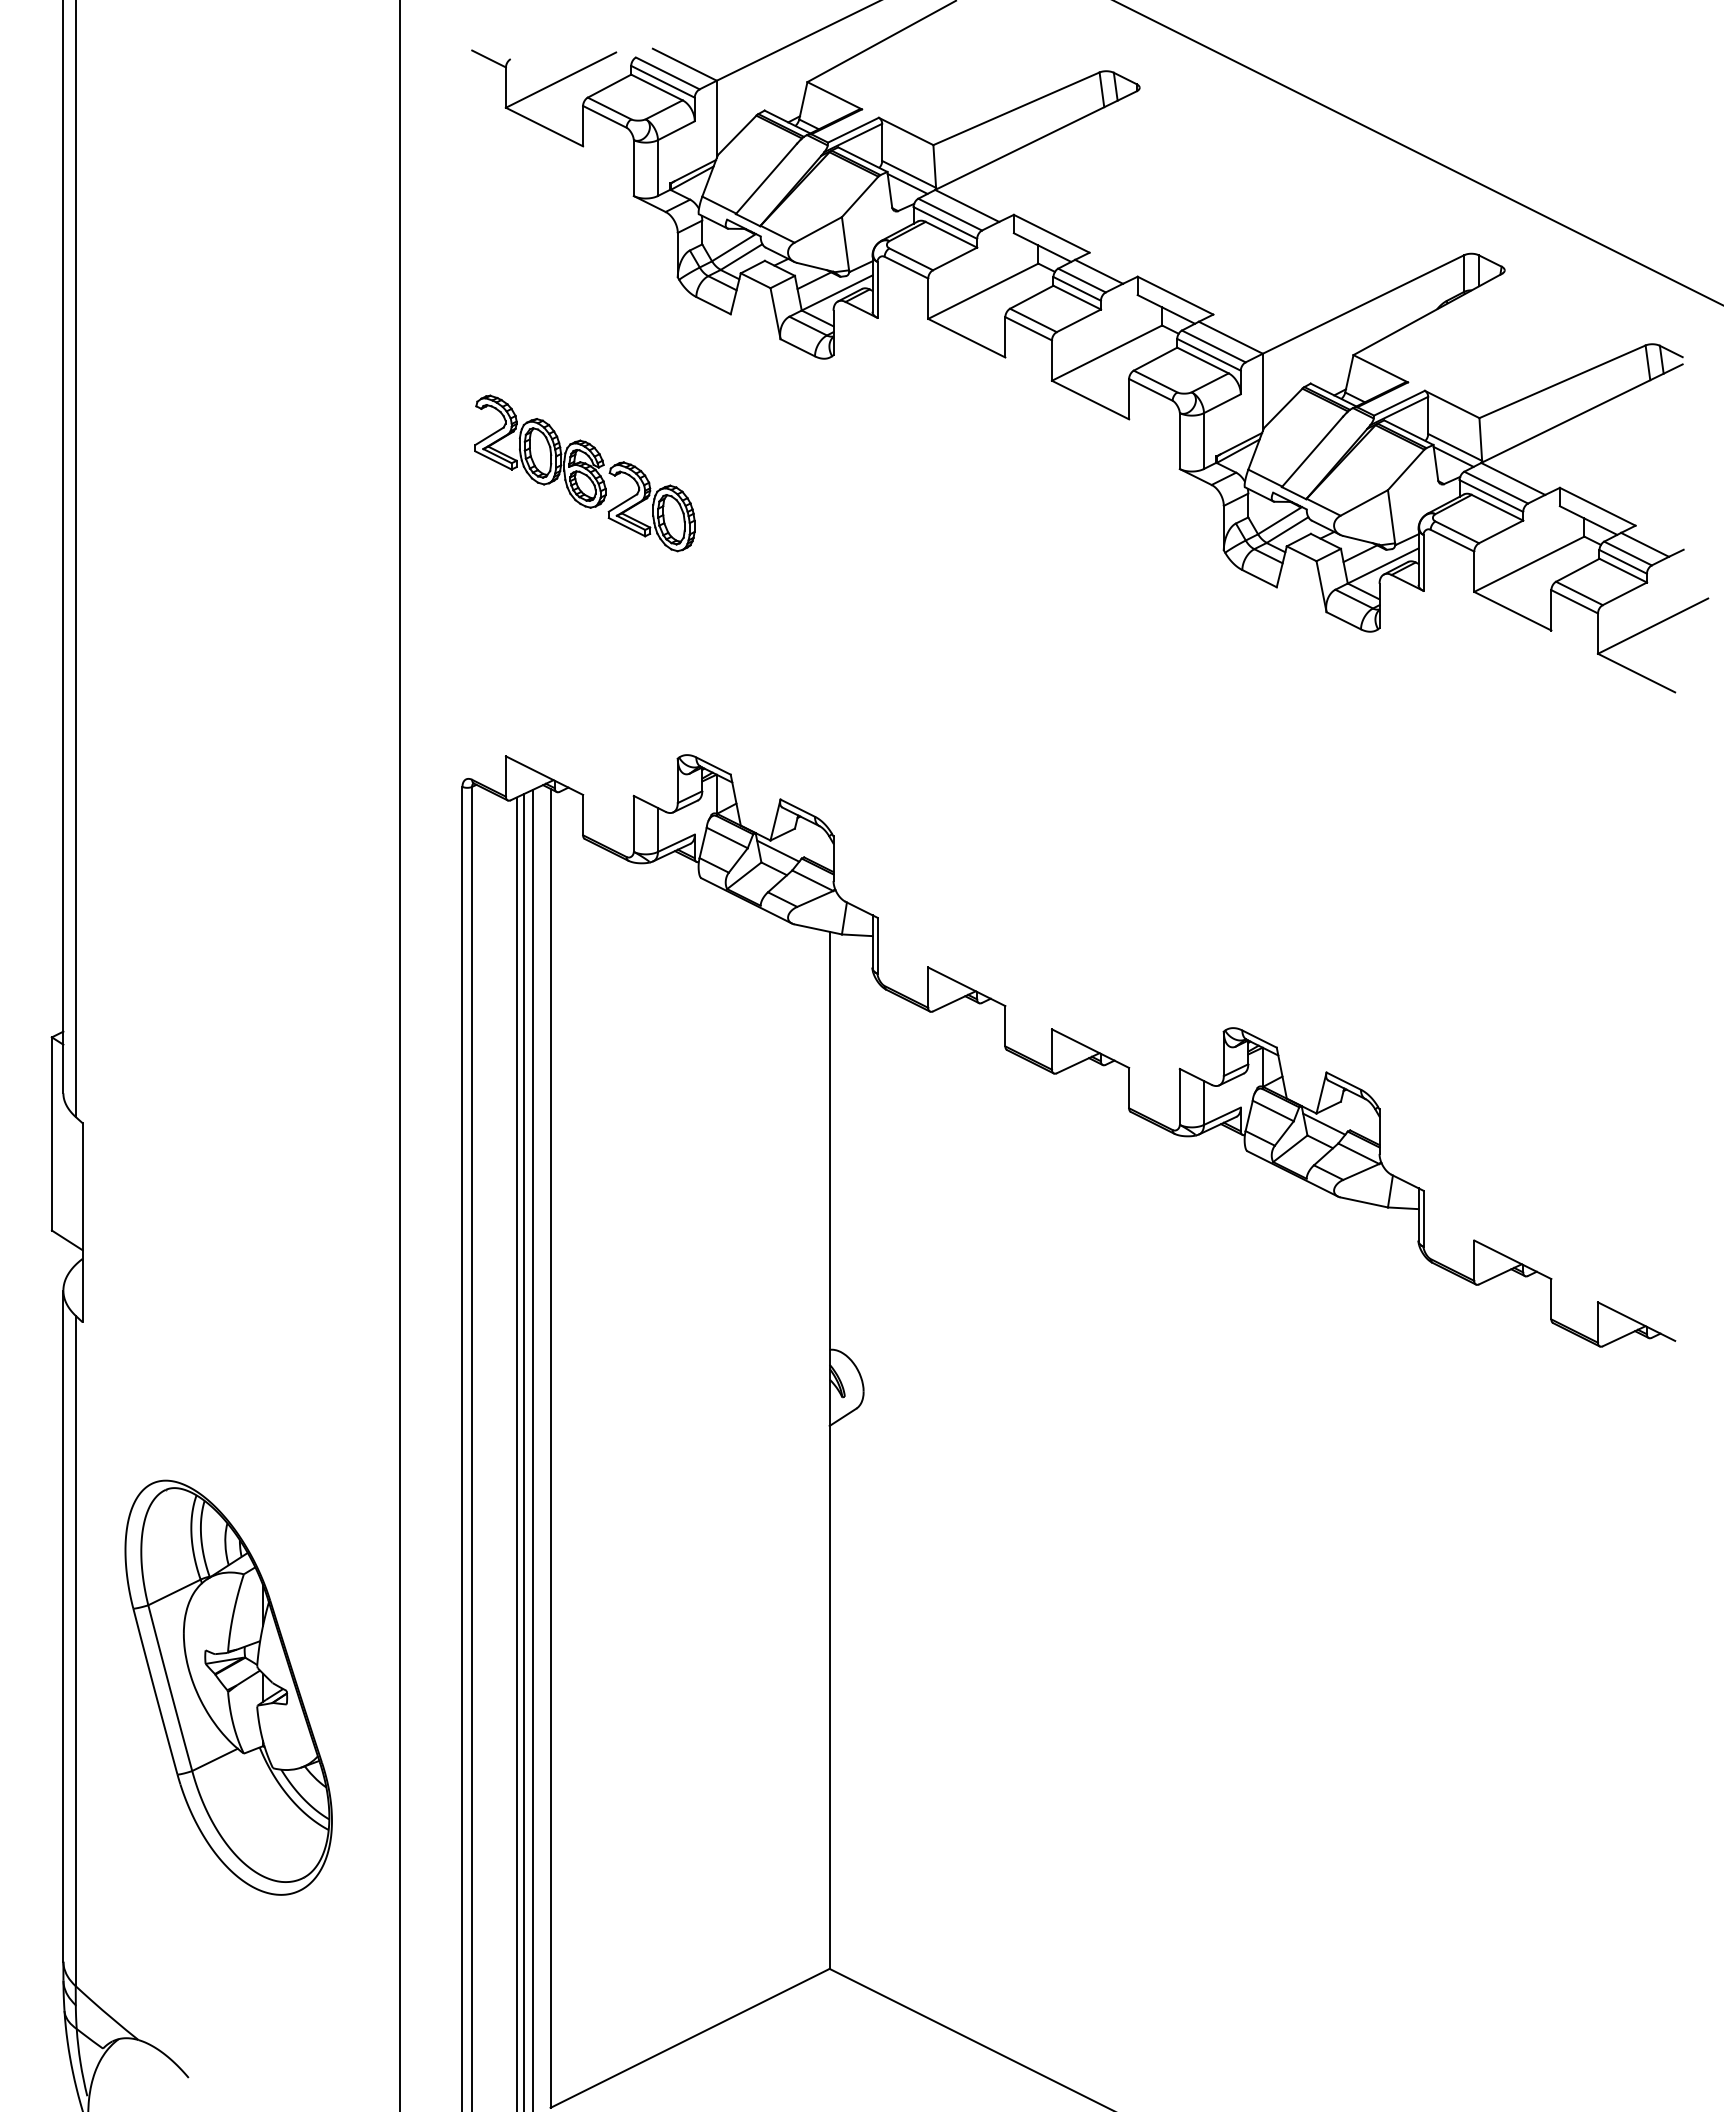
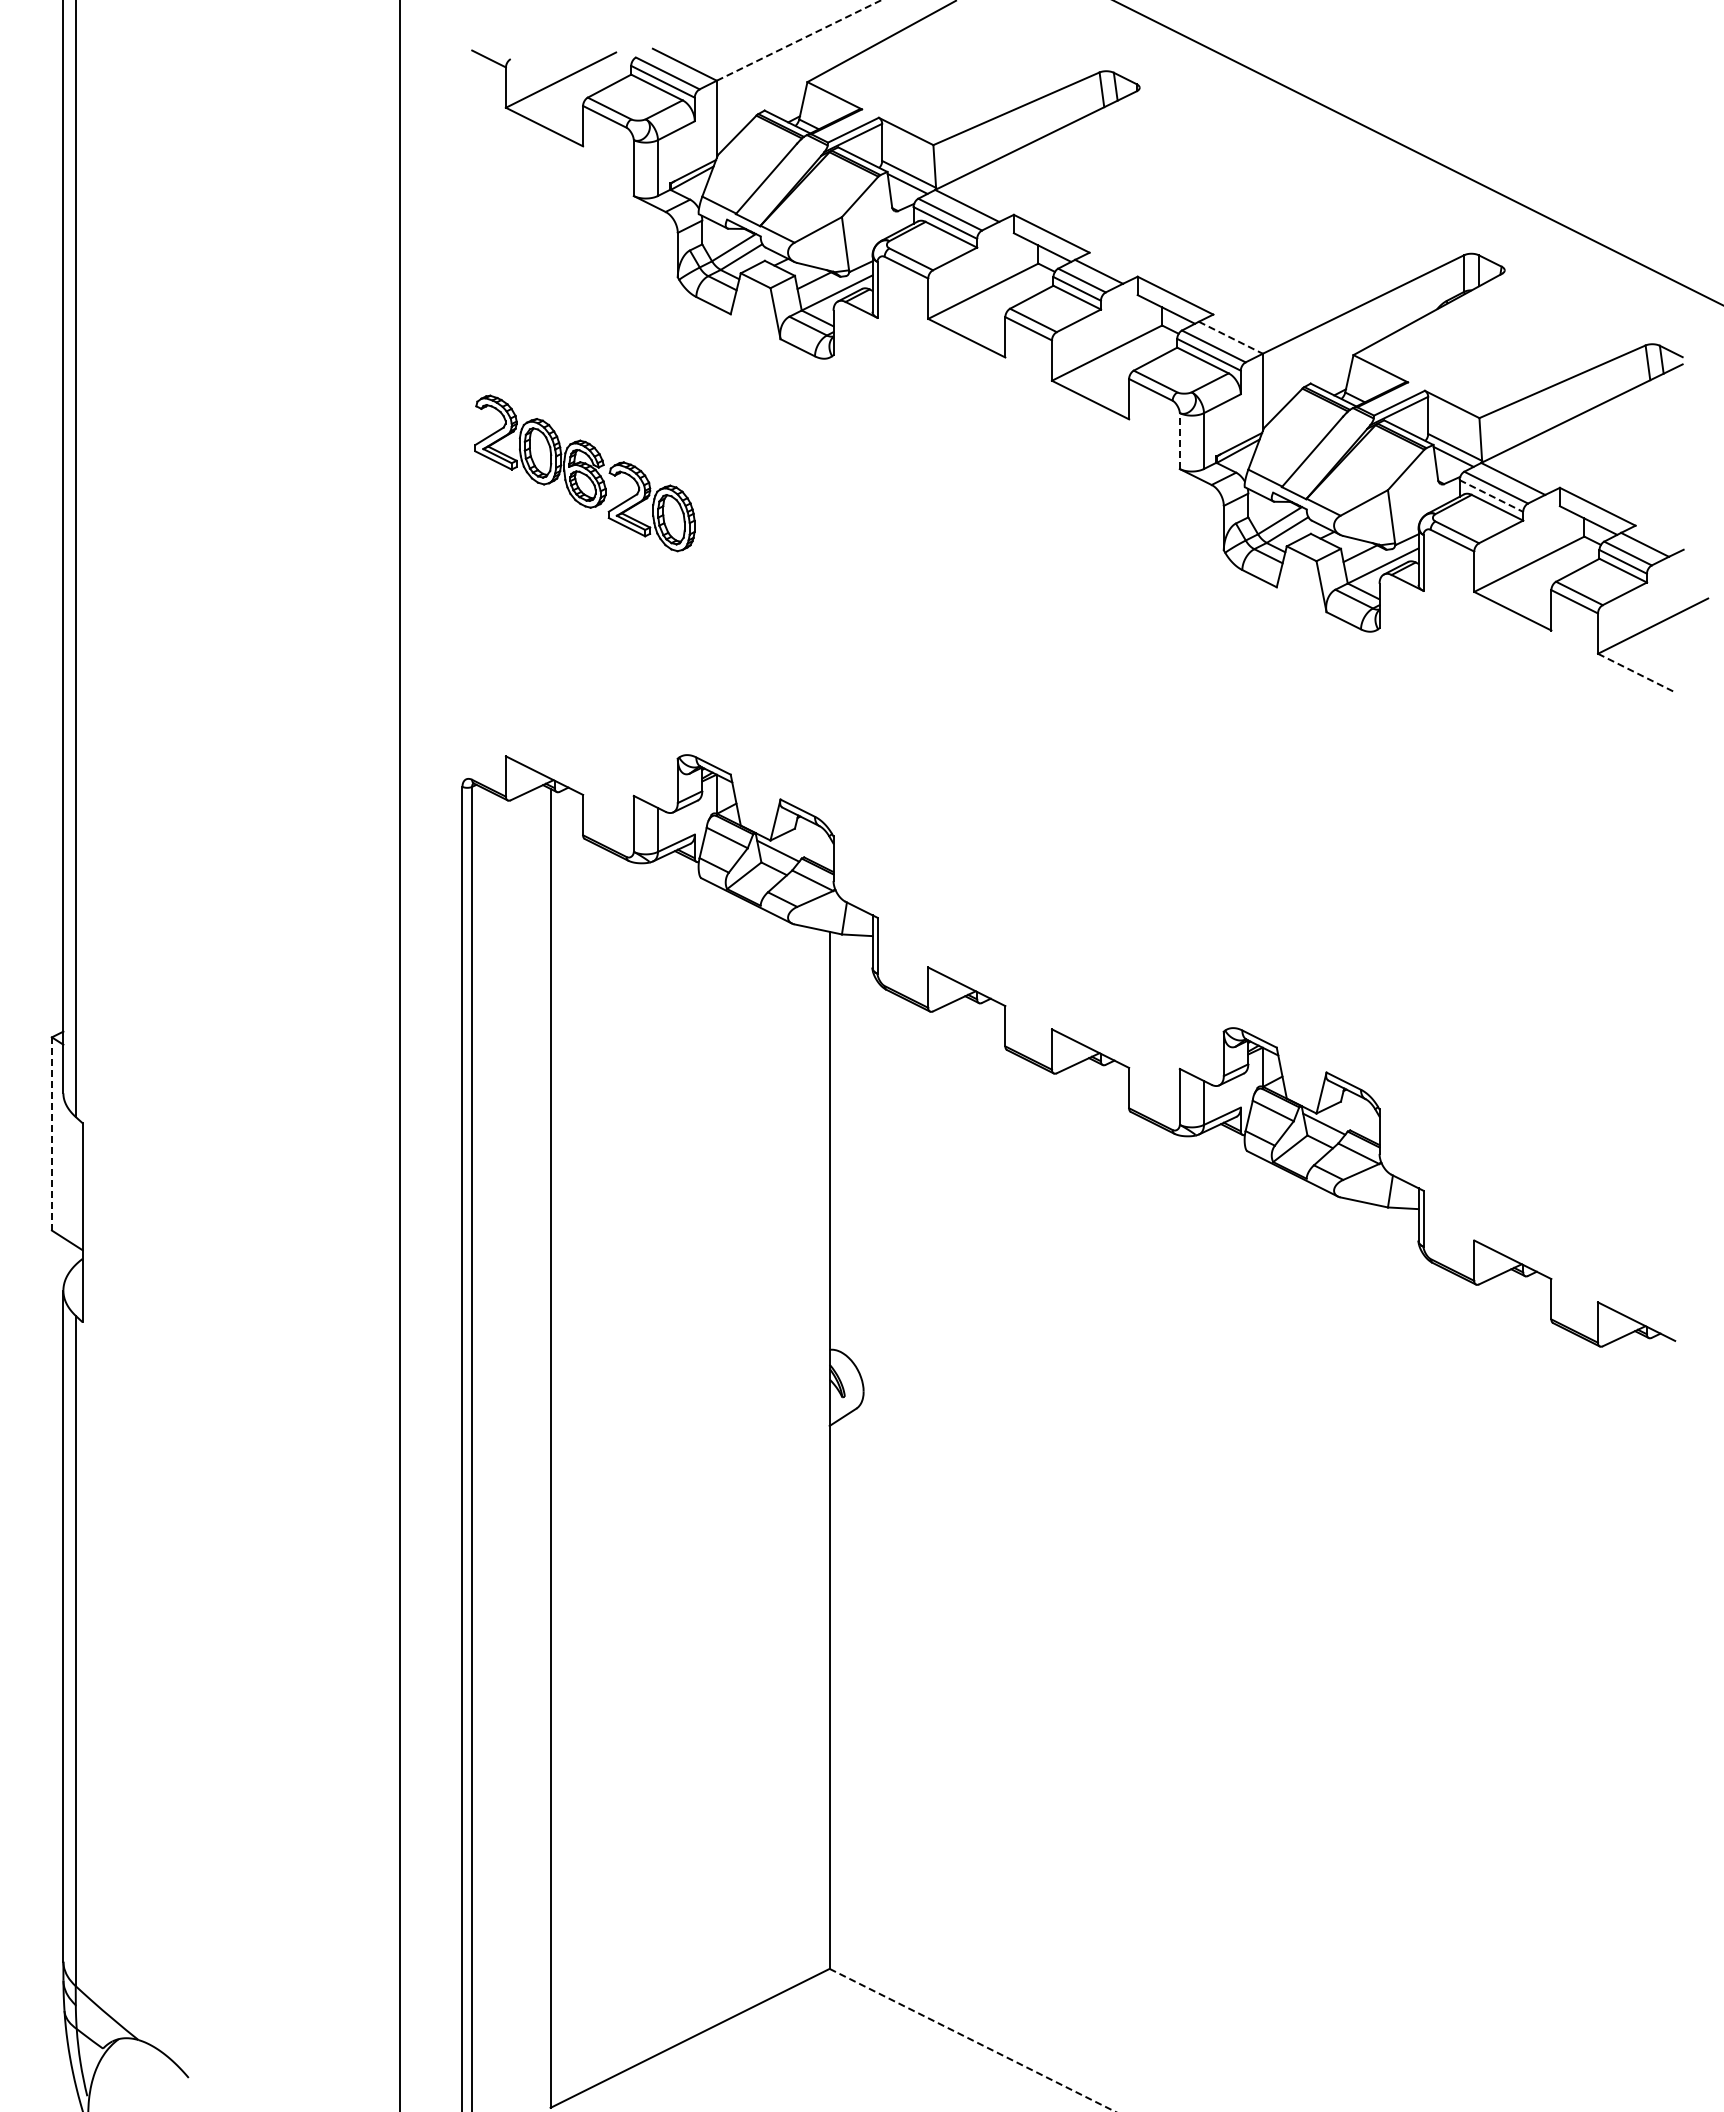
line: solid -> dashed (799, 40)
line: solid -> dashed (1230, 337)
line: solid -> dashed (1179, 441)
line: solid -> dashed (1491, 496)
line: solid -> dashed (1637, 673)
line: solid -> dashed (51, 1133)
line: present -> none (533, 1448)
line: present -> none (523, 1451)
line: present -> none (516, 1452)
part: present -> none (228, 1687)
line: solid -> dashed (972, 2040)
